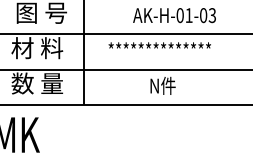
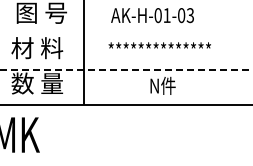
text position: (174, 15) -> (152, 15) (152, 15)
line: present -> none (125, 34)
line: solid -> dashed (126, 69)
